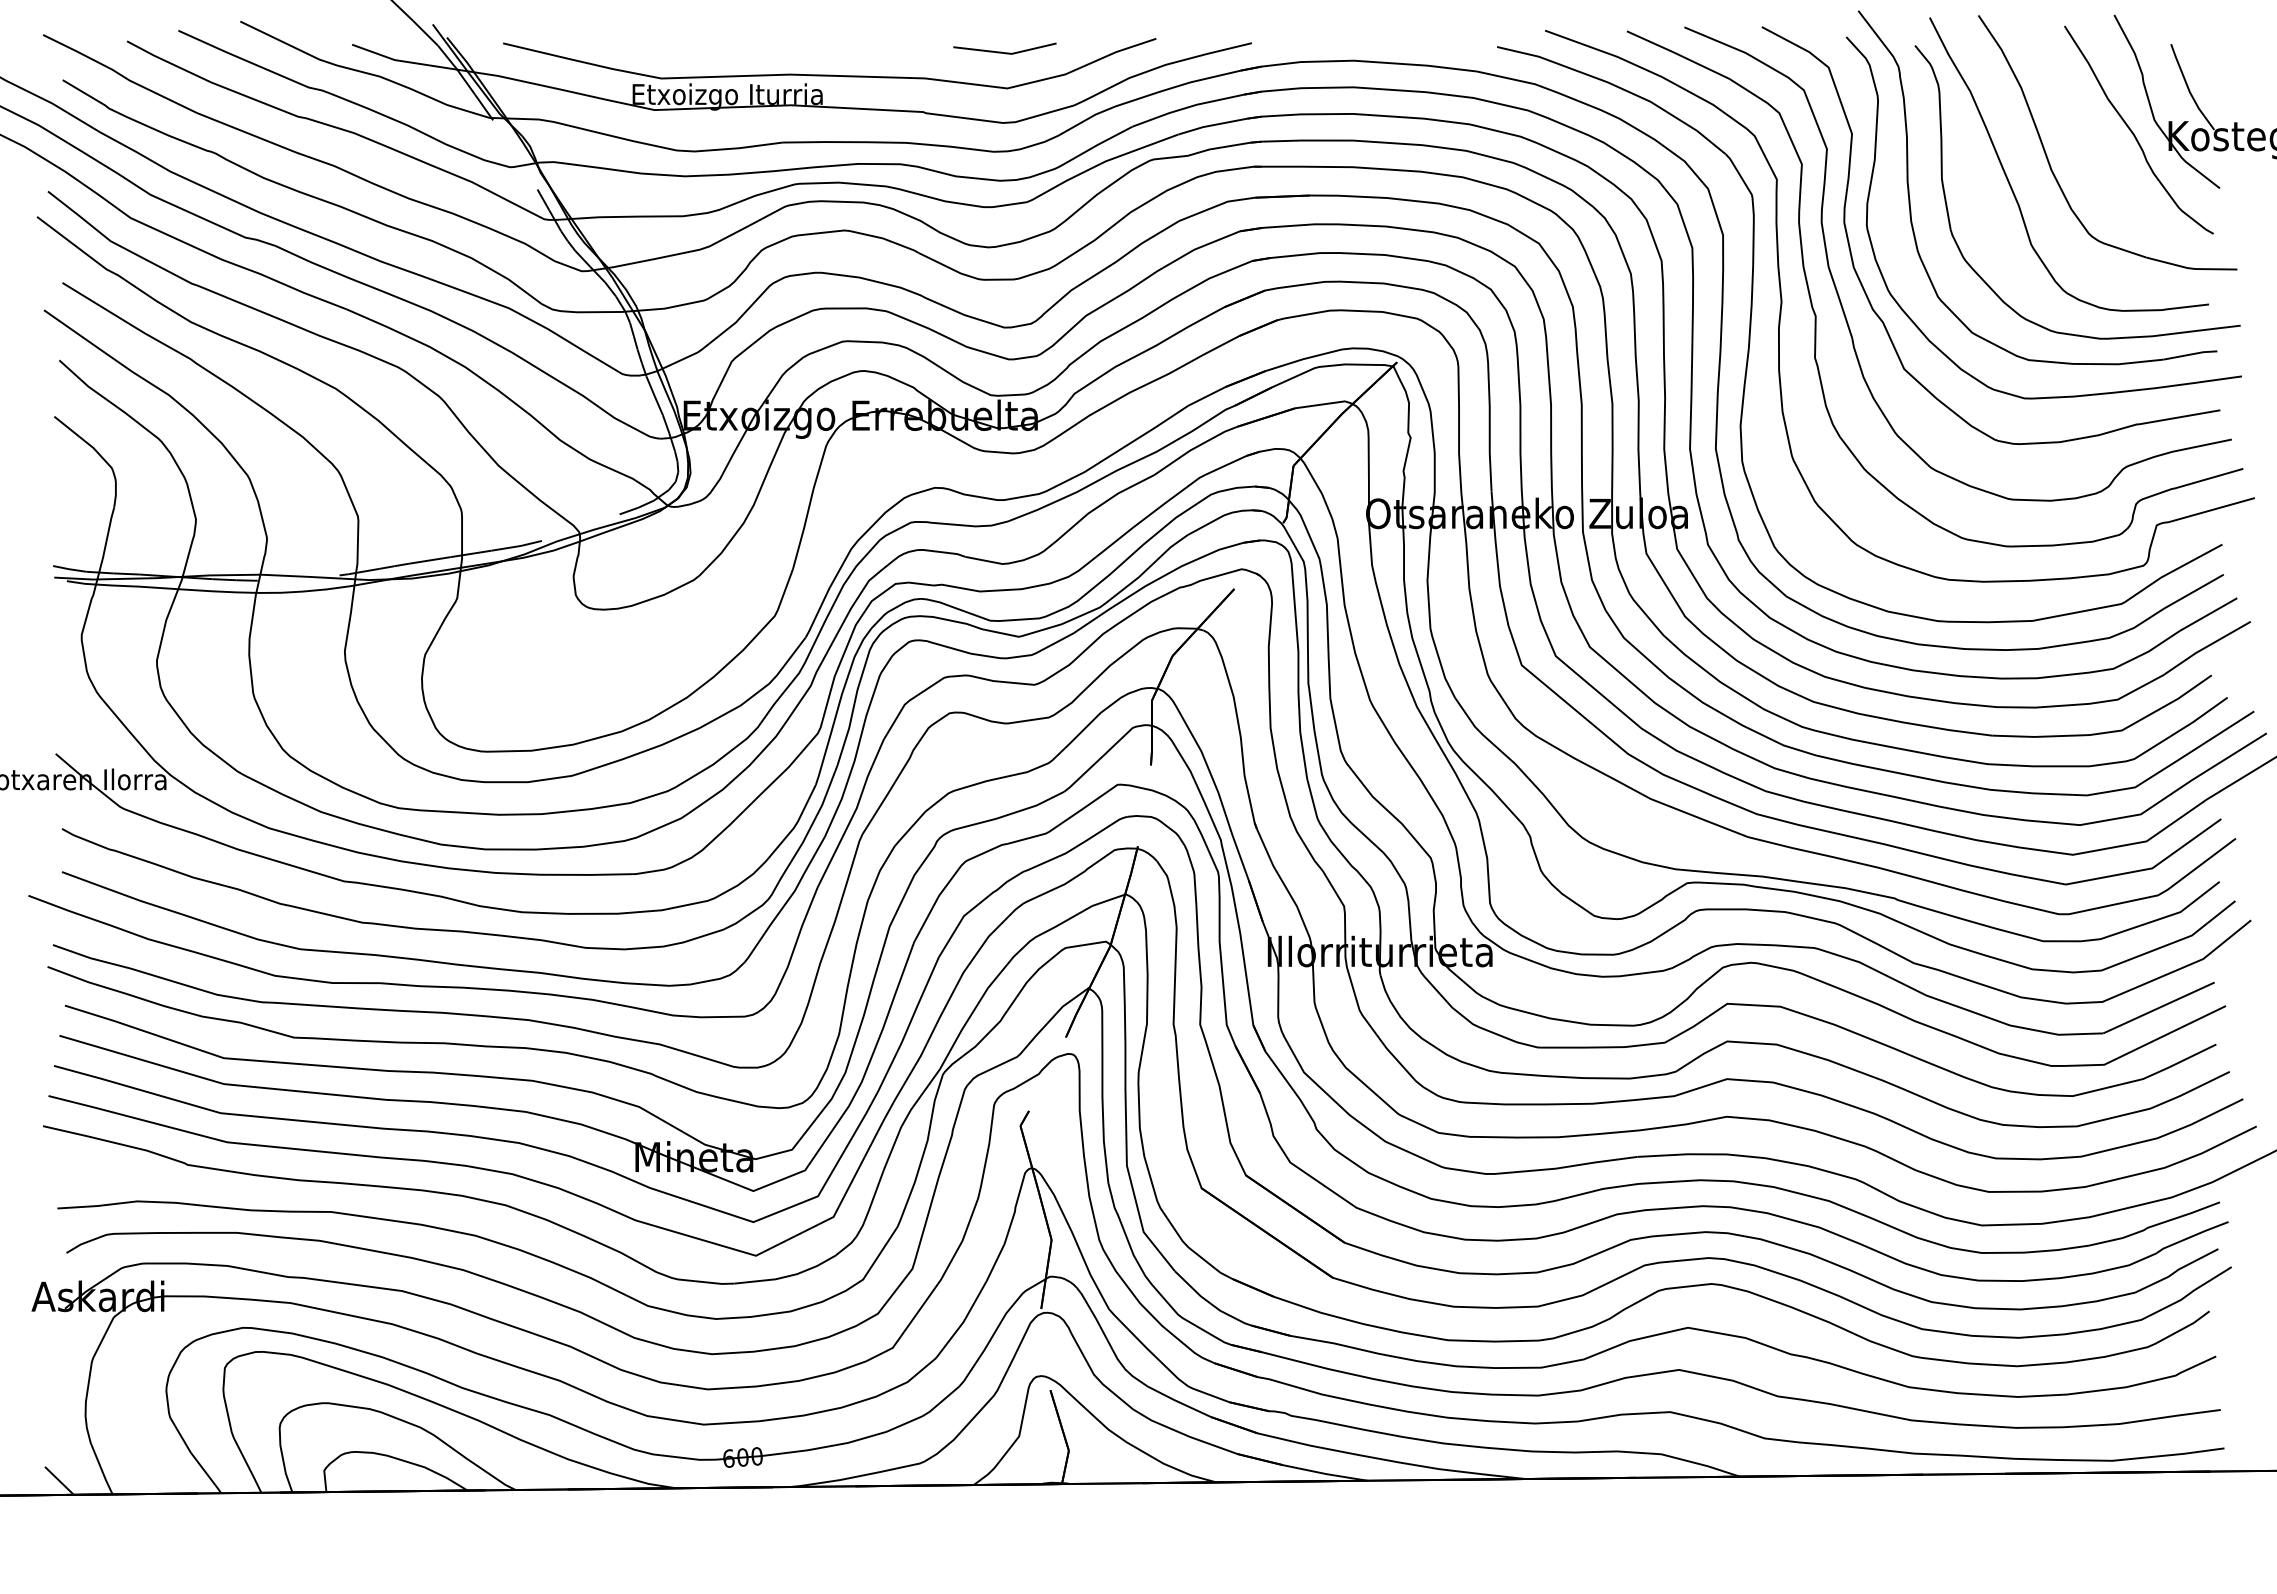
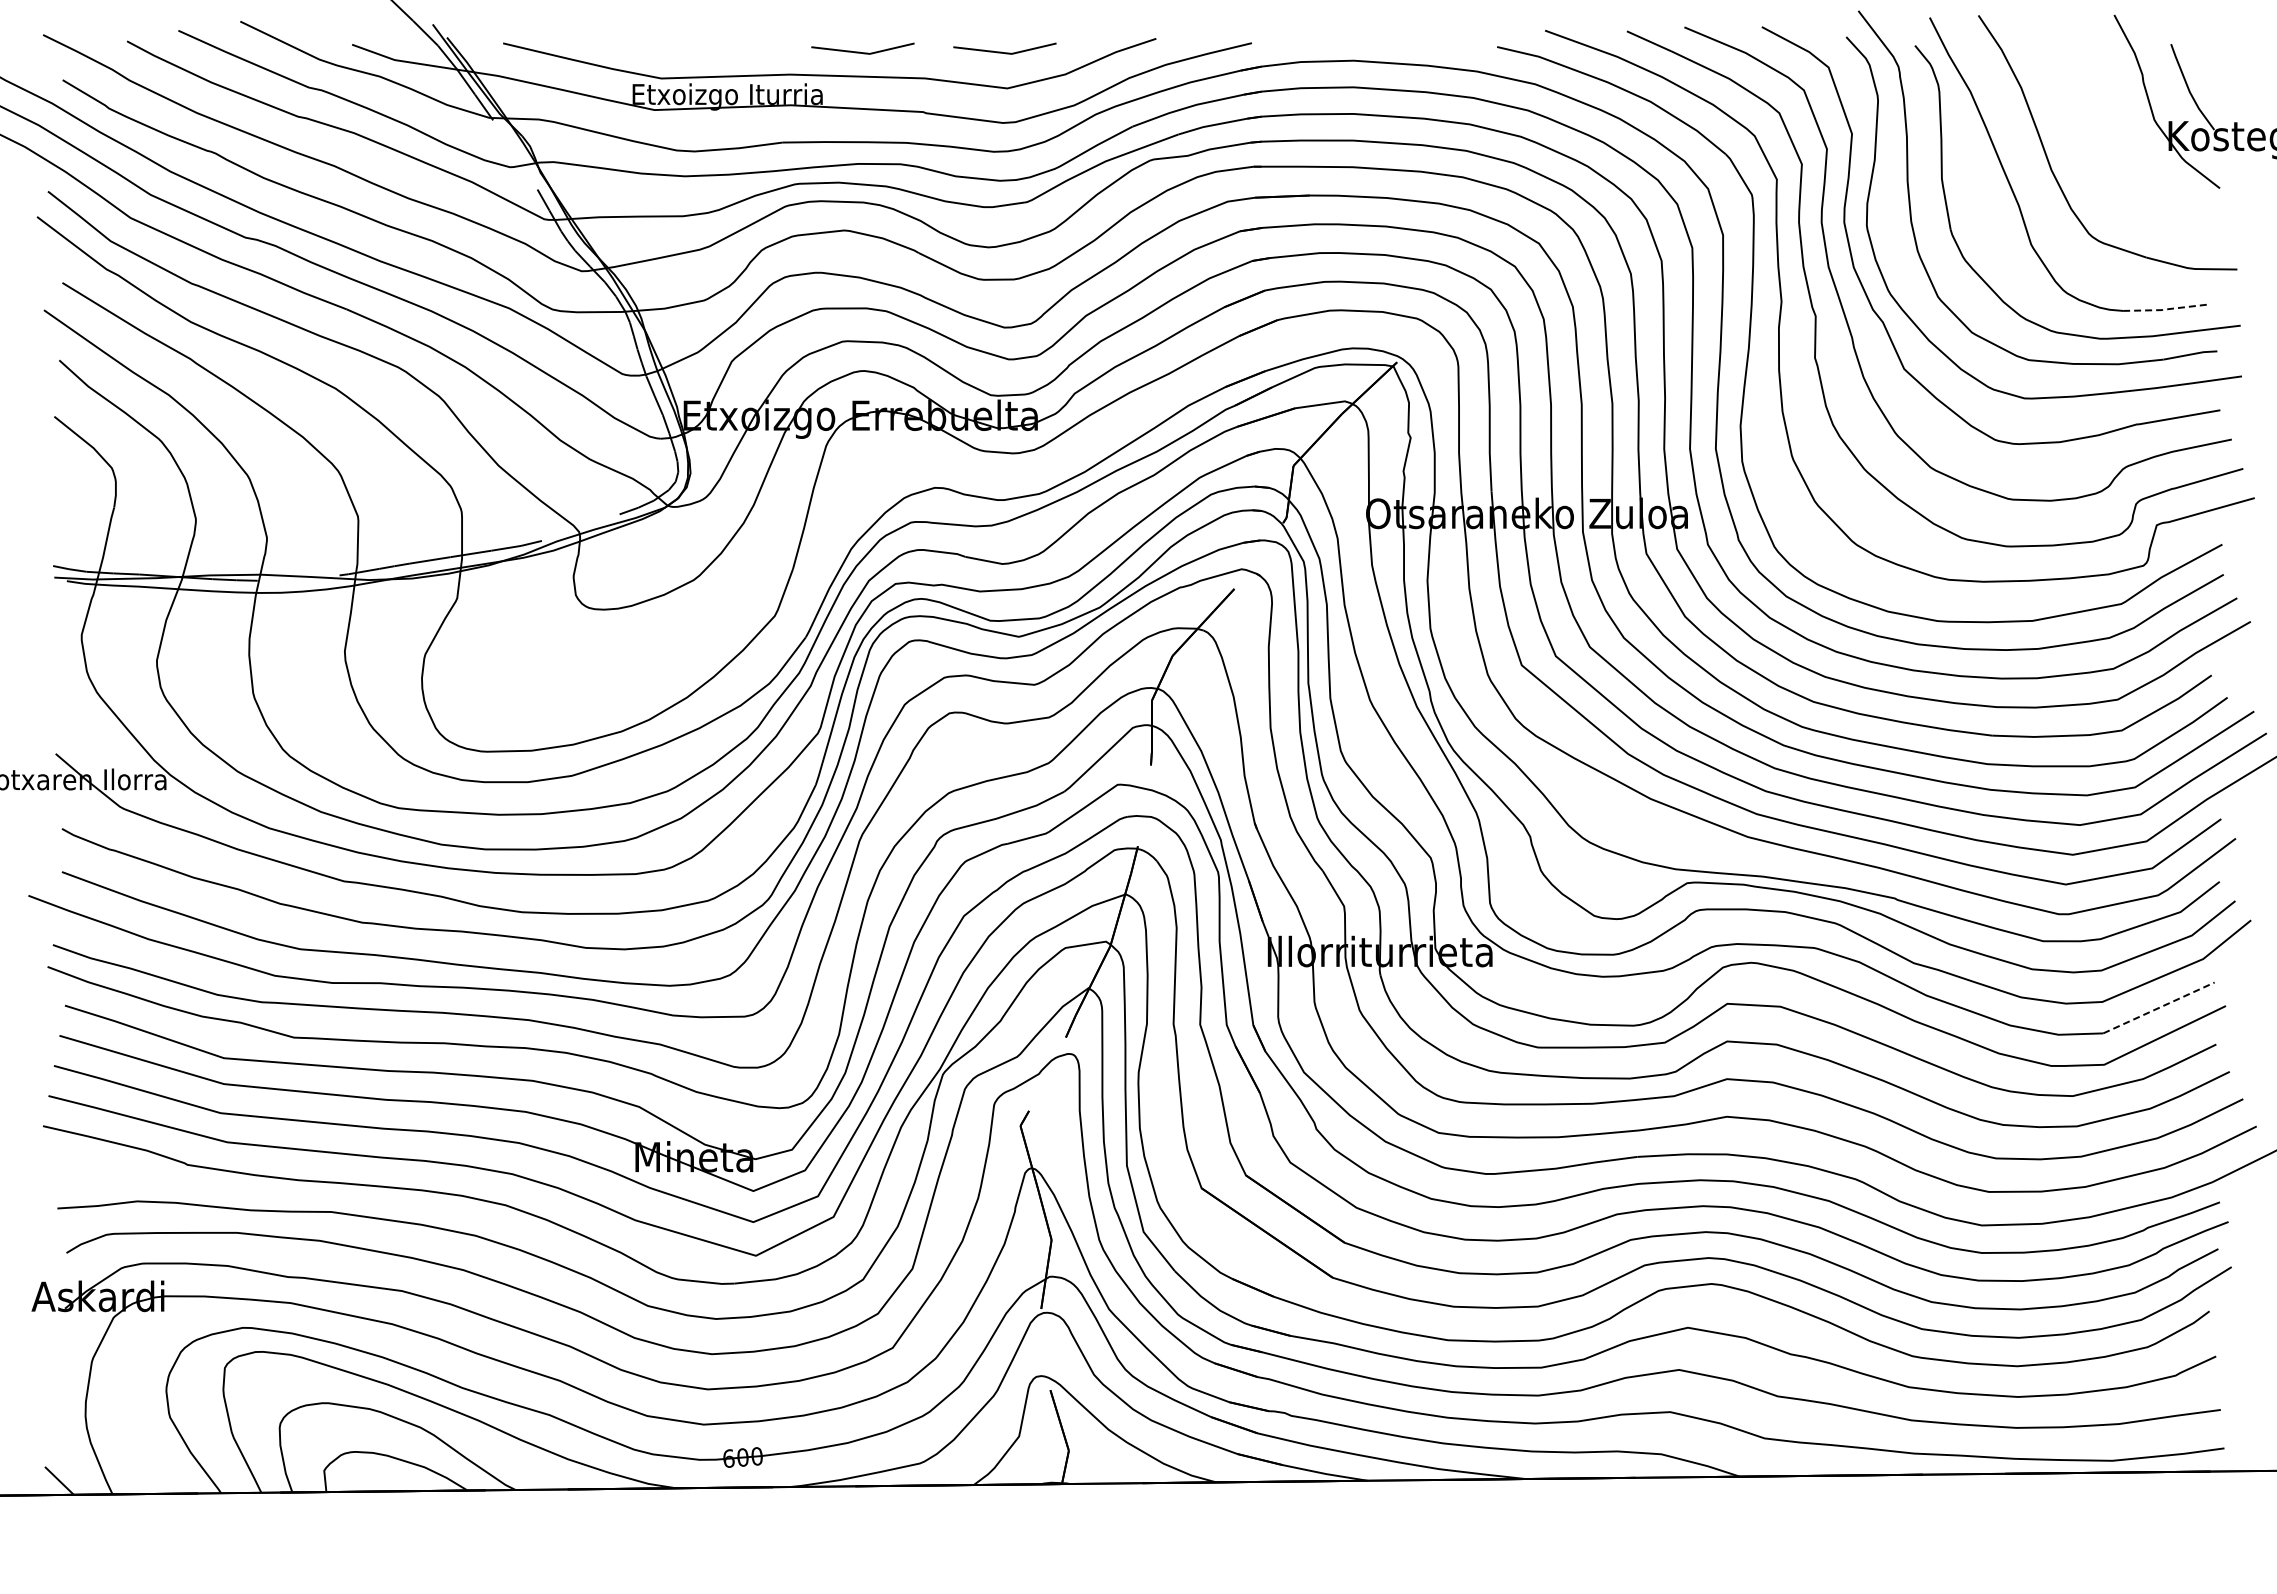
line: none -> present (862, 52)
curve: present -> none (2134, 133)
line: solid -> dashed (2166, 309)
line: solid -> dashed (2159, 1007)
